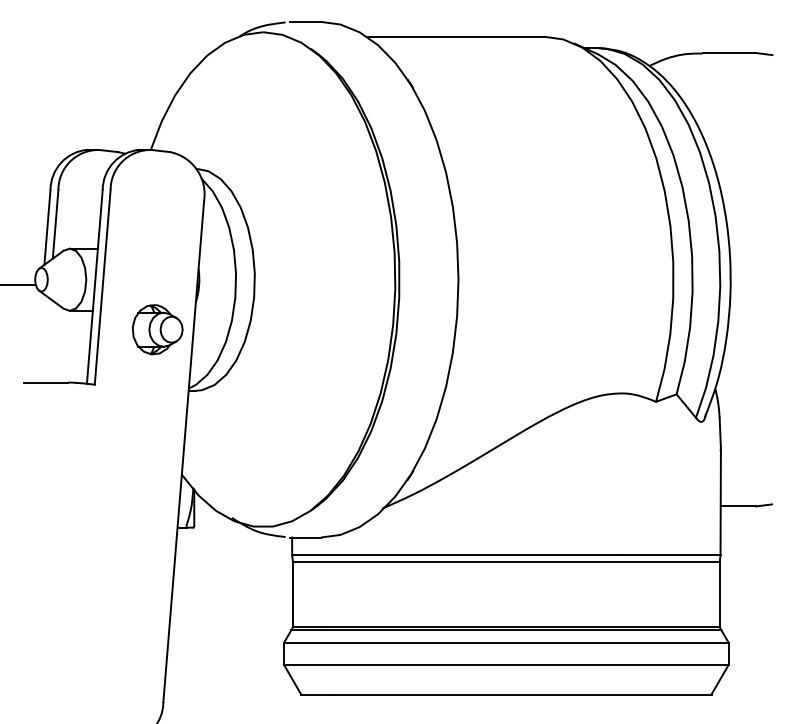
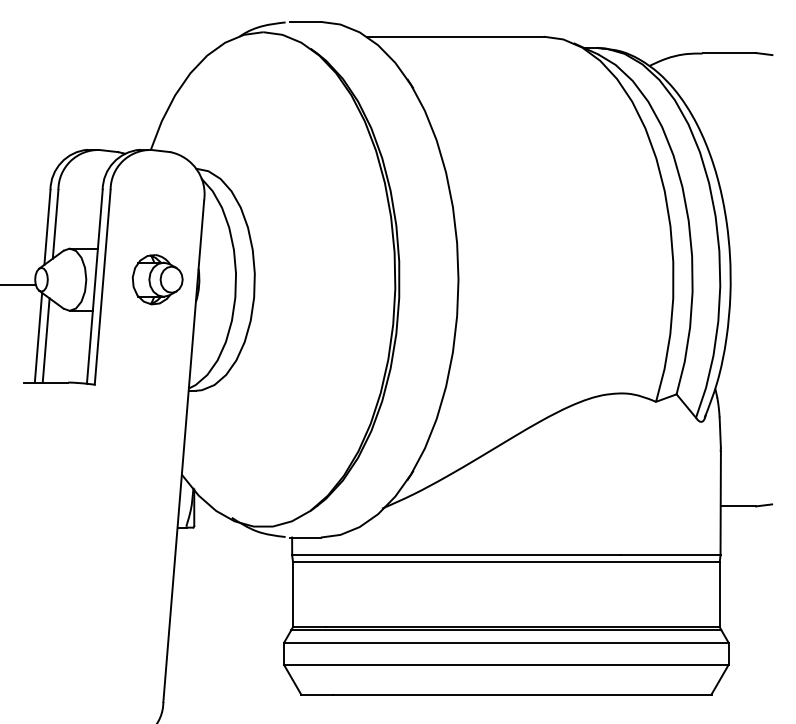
part position: (157, 329) -> (157, 279) (157, 279)
line: none -> present (38, 337)
line: none -> present (45, 340)
